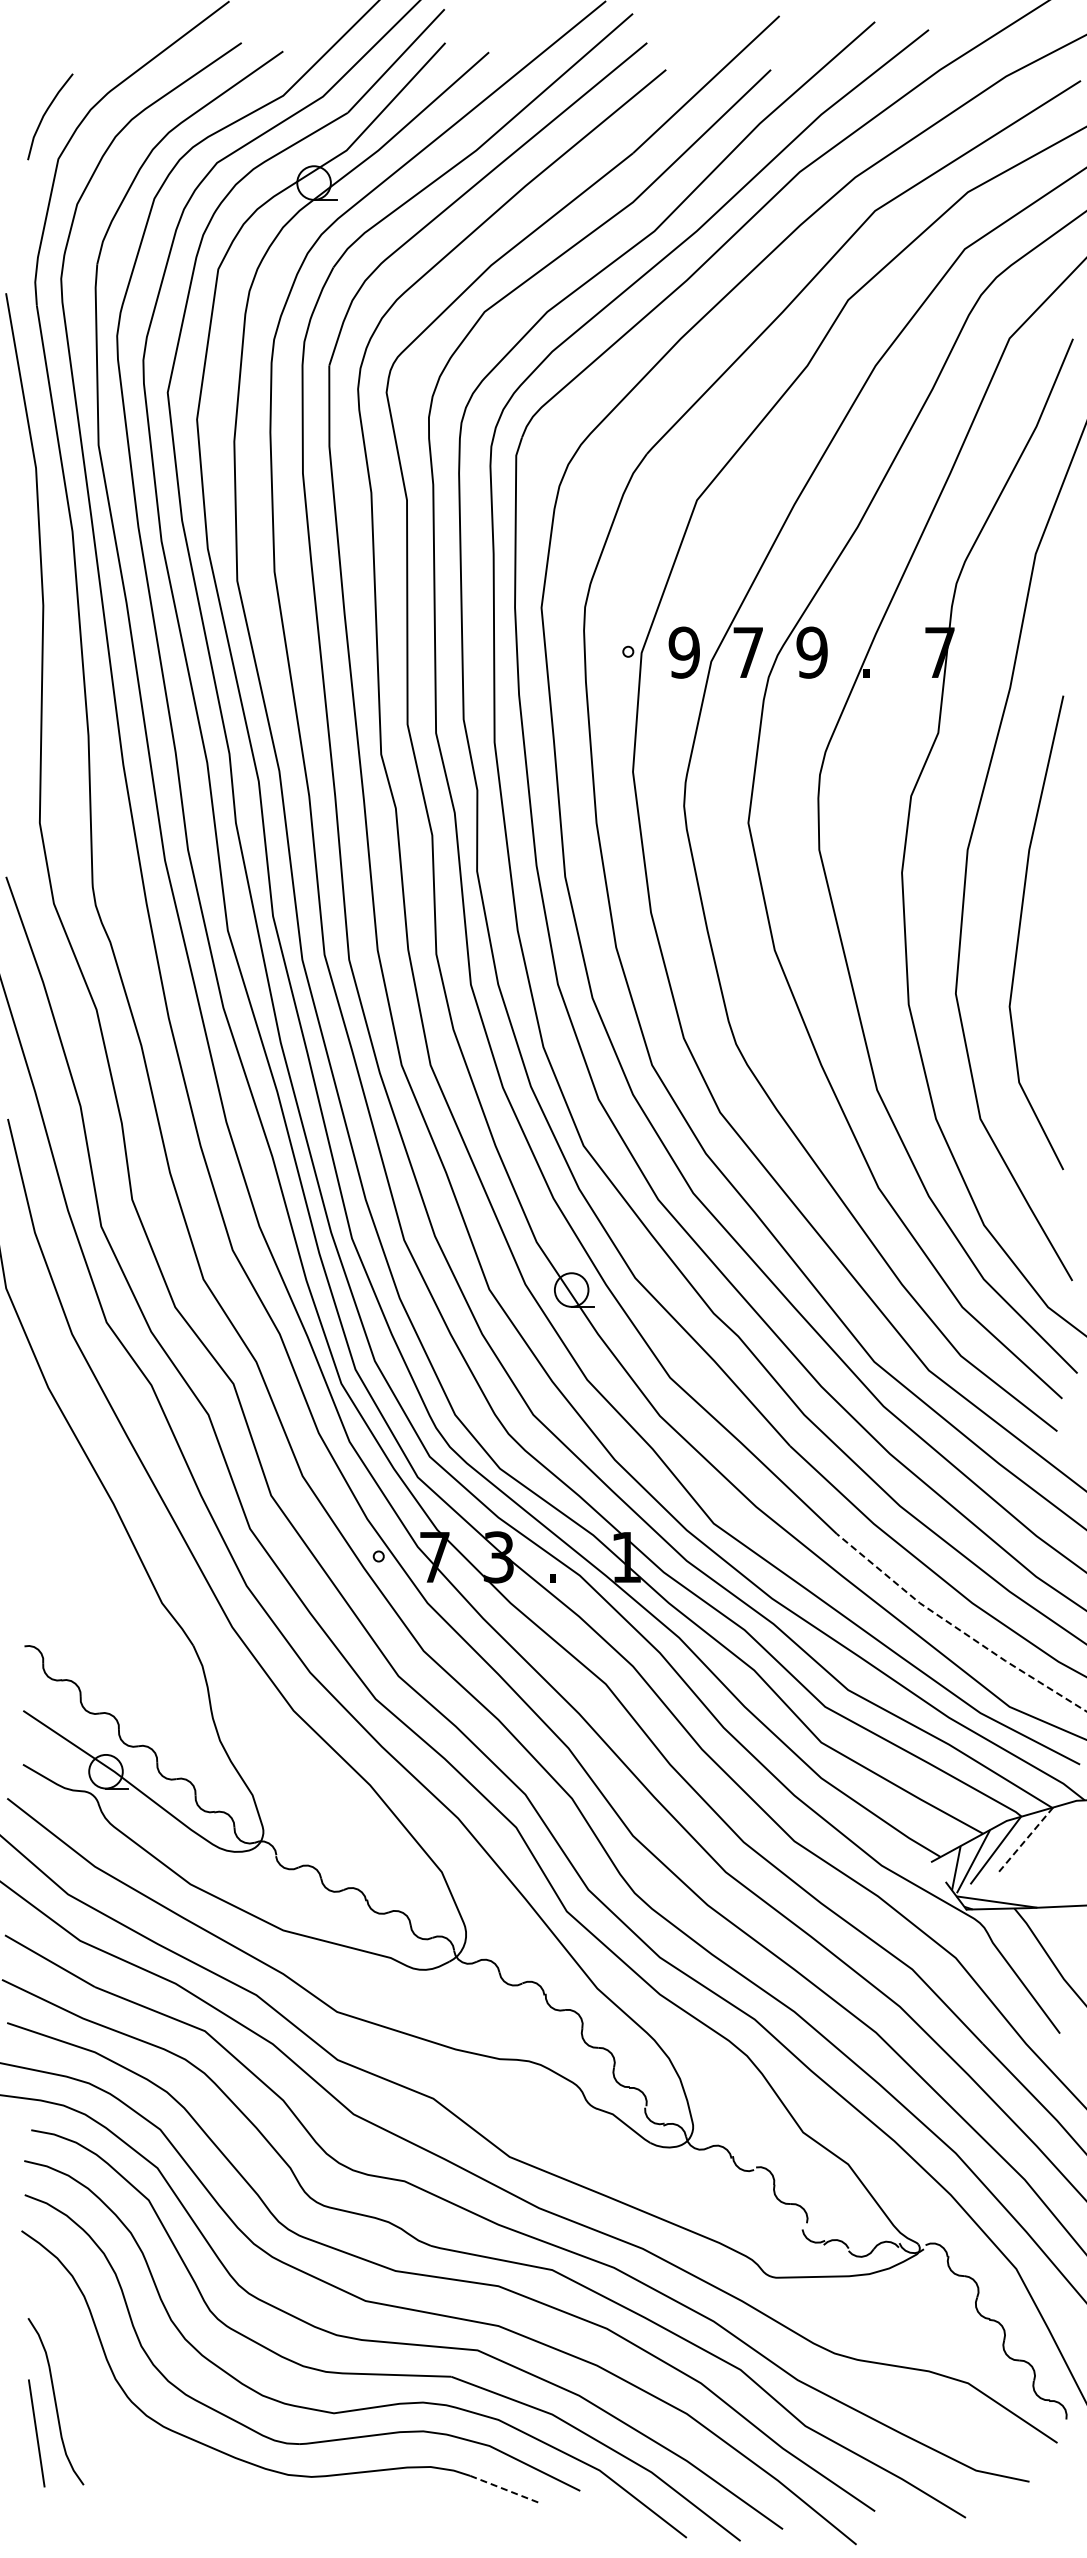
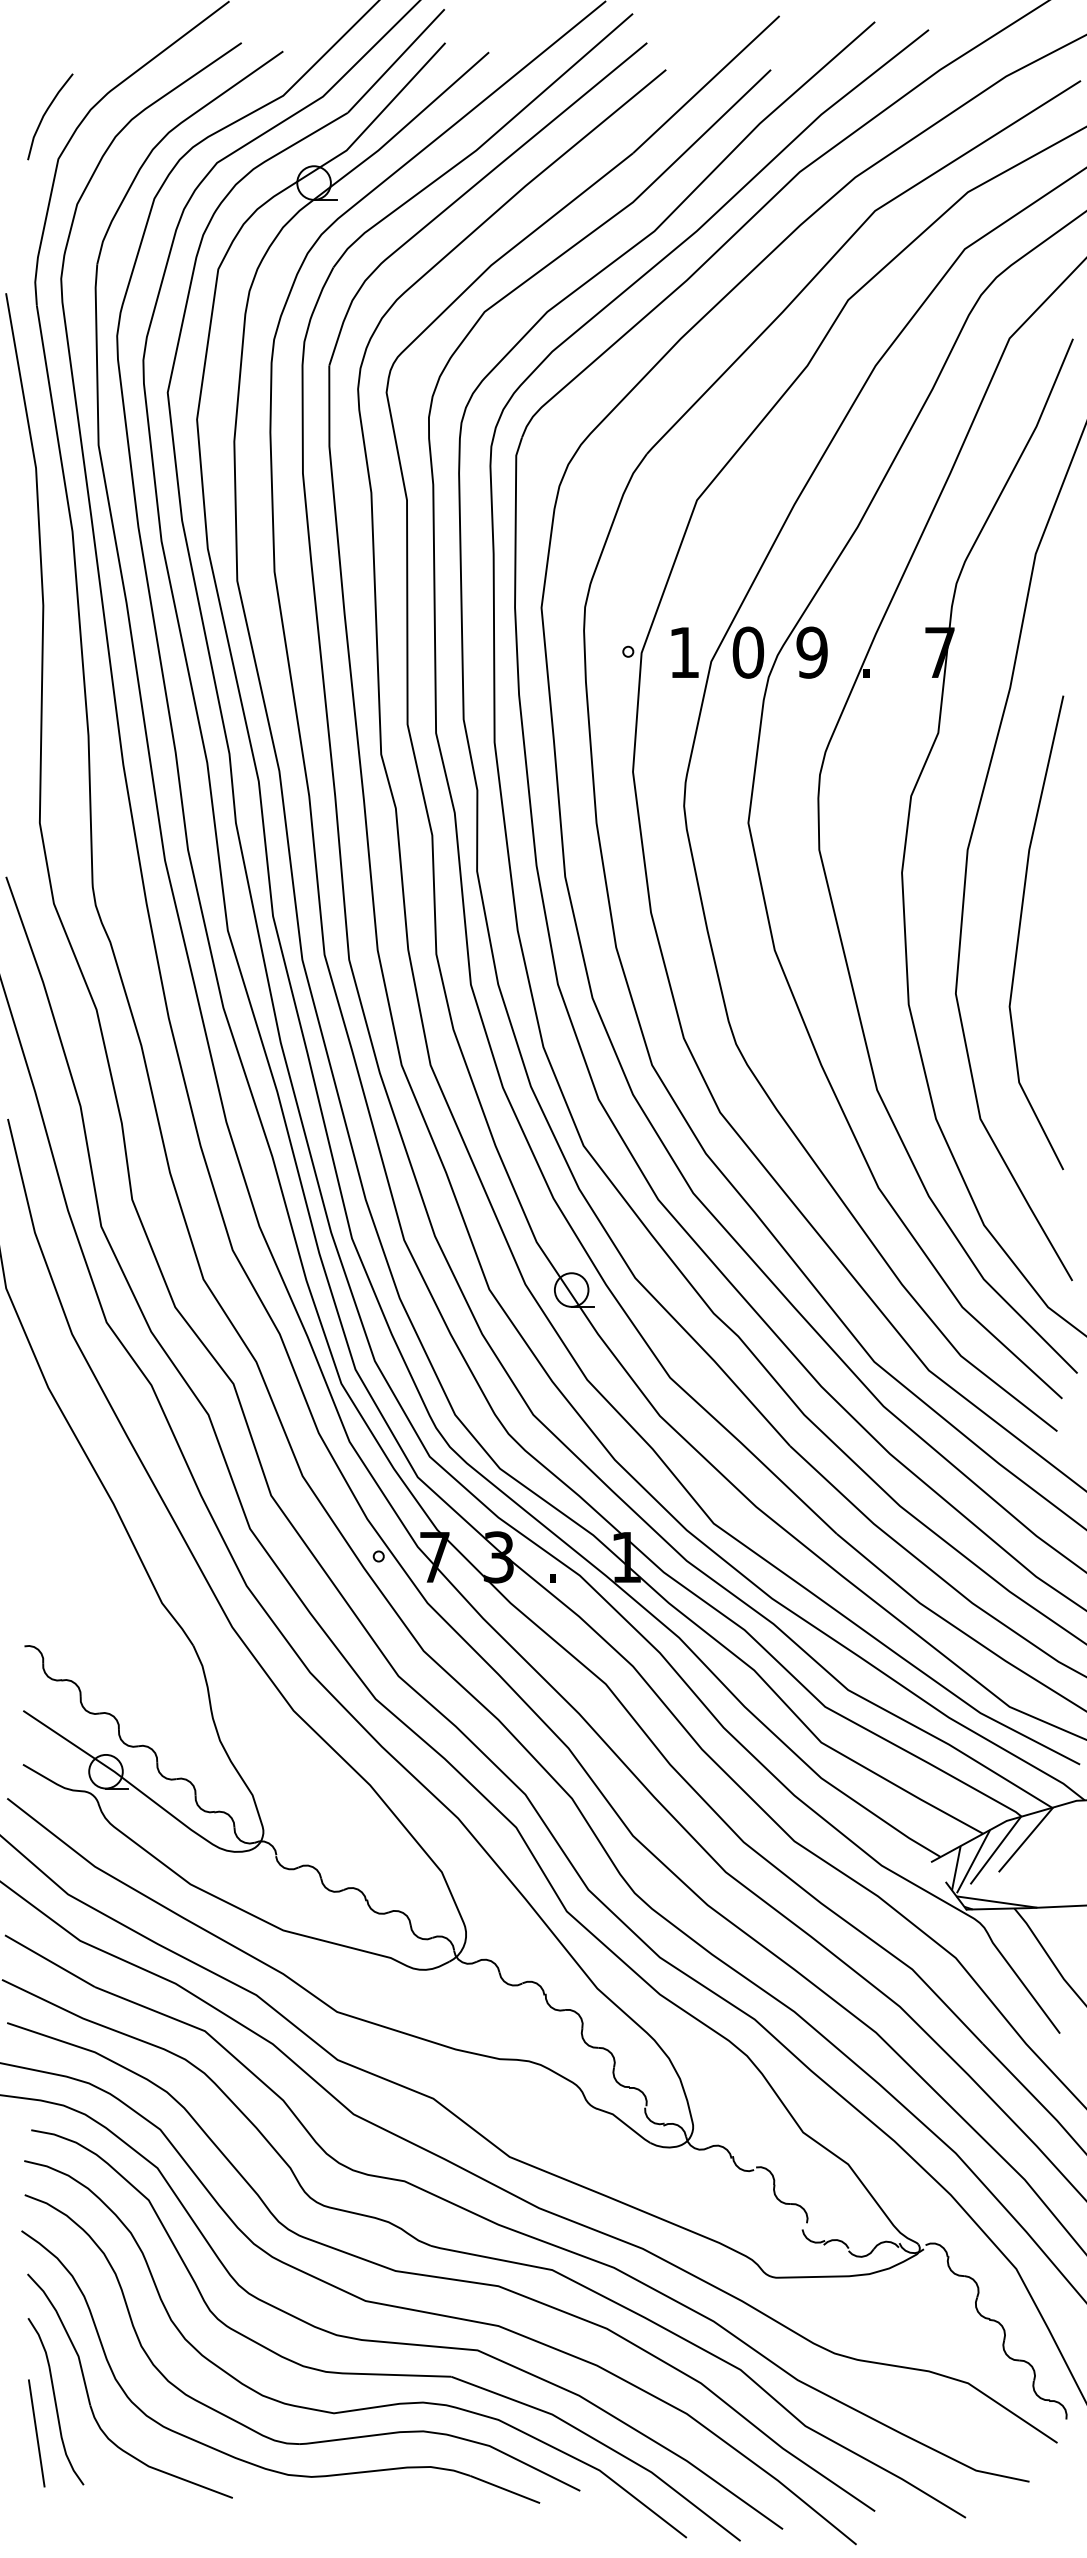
text: 9 -> 1 (683, 652)
text: 7 -> 0 (748, 652)
line: dashed -> solid (956, 1628)
line: dashed -> solid (1025, 1840)
part: none -> present (89, 2396)
line: dashed -> solid (505, 2489)
